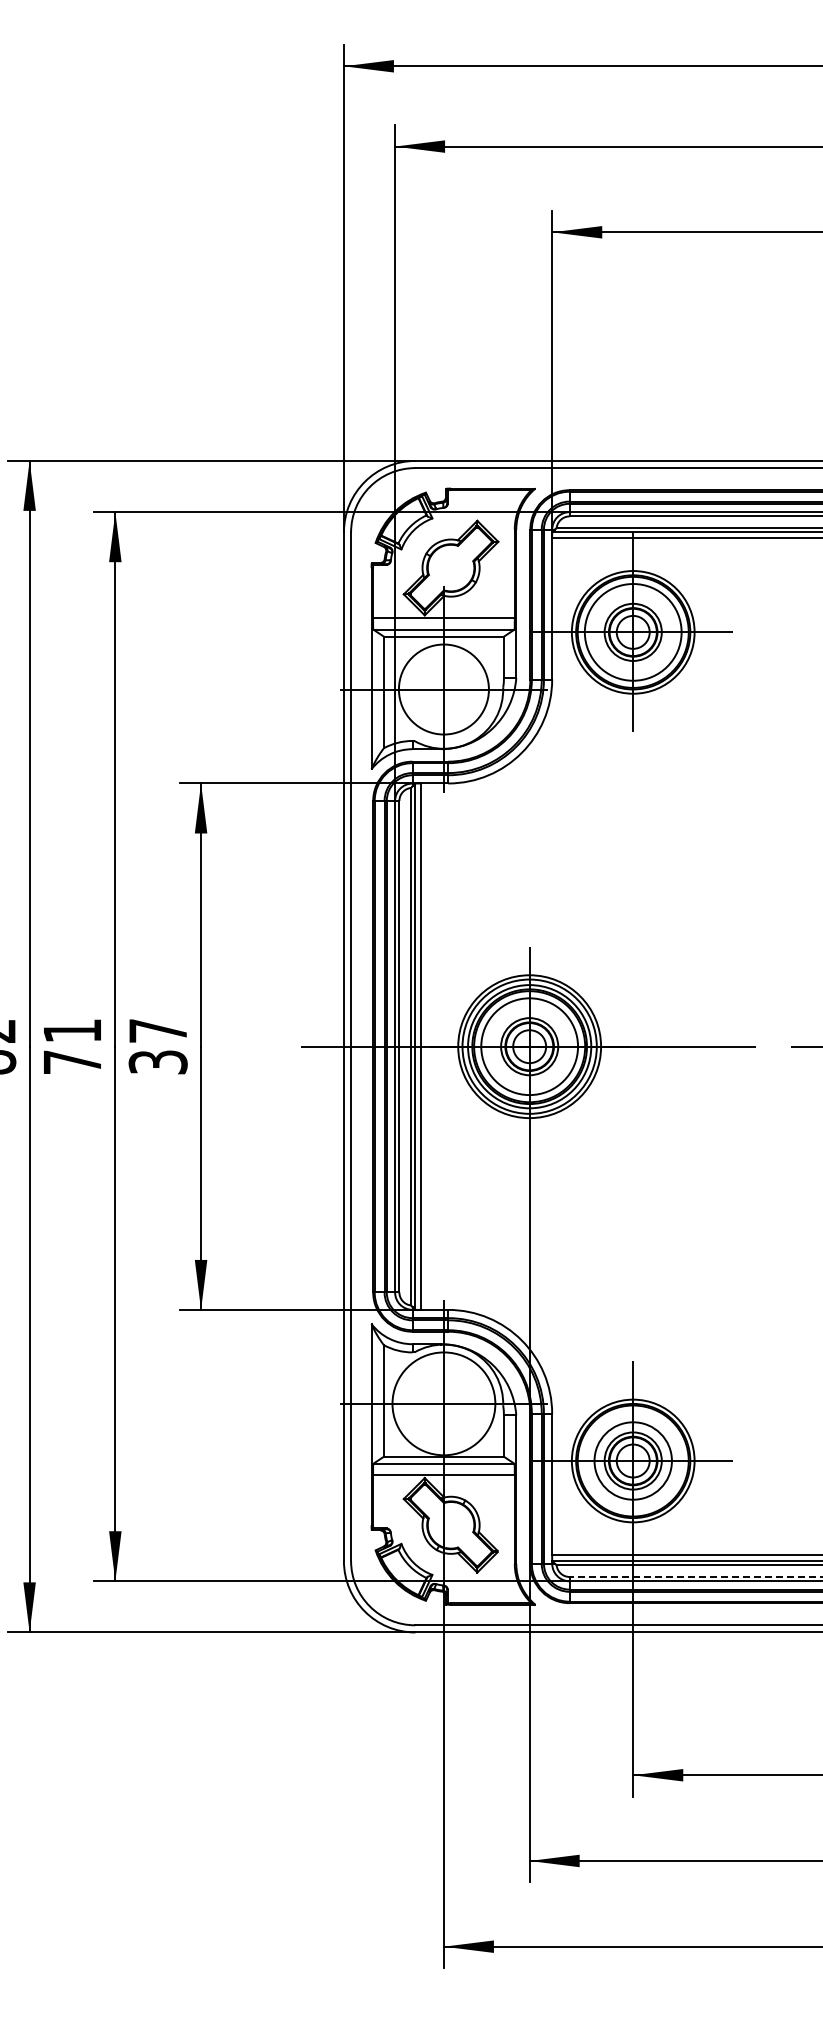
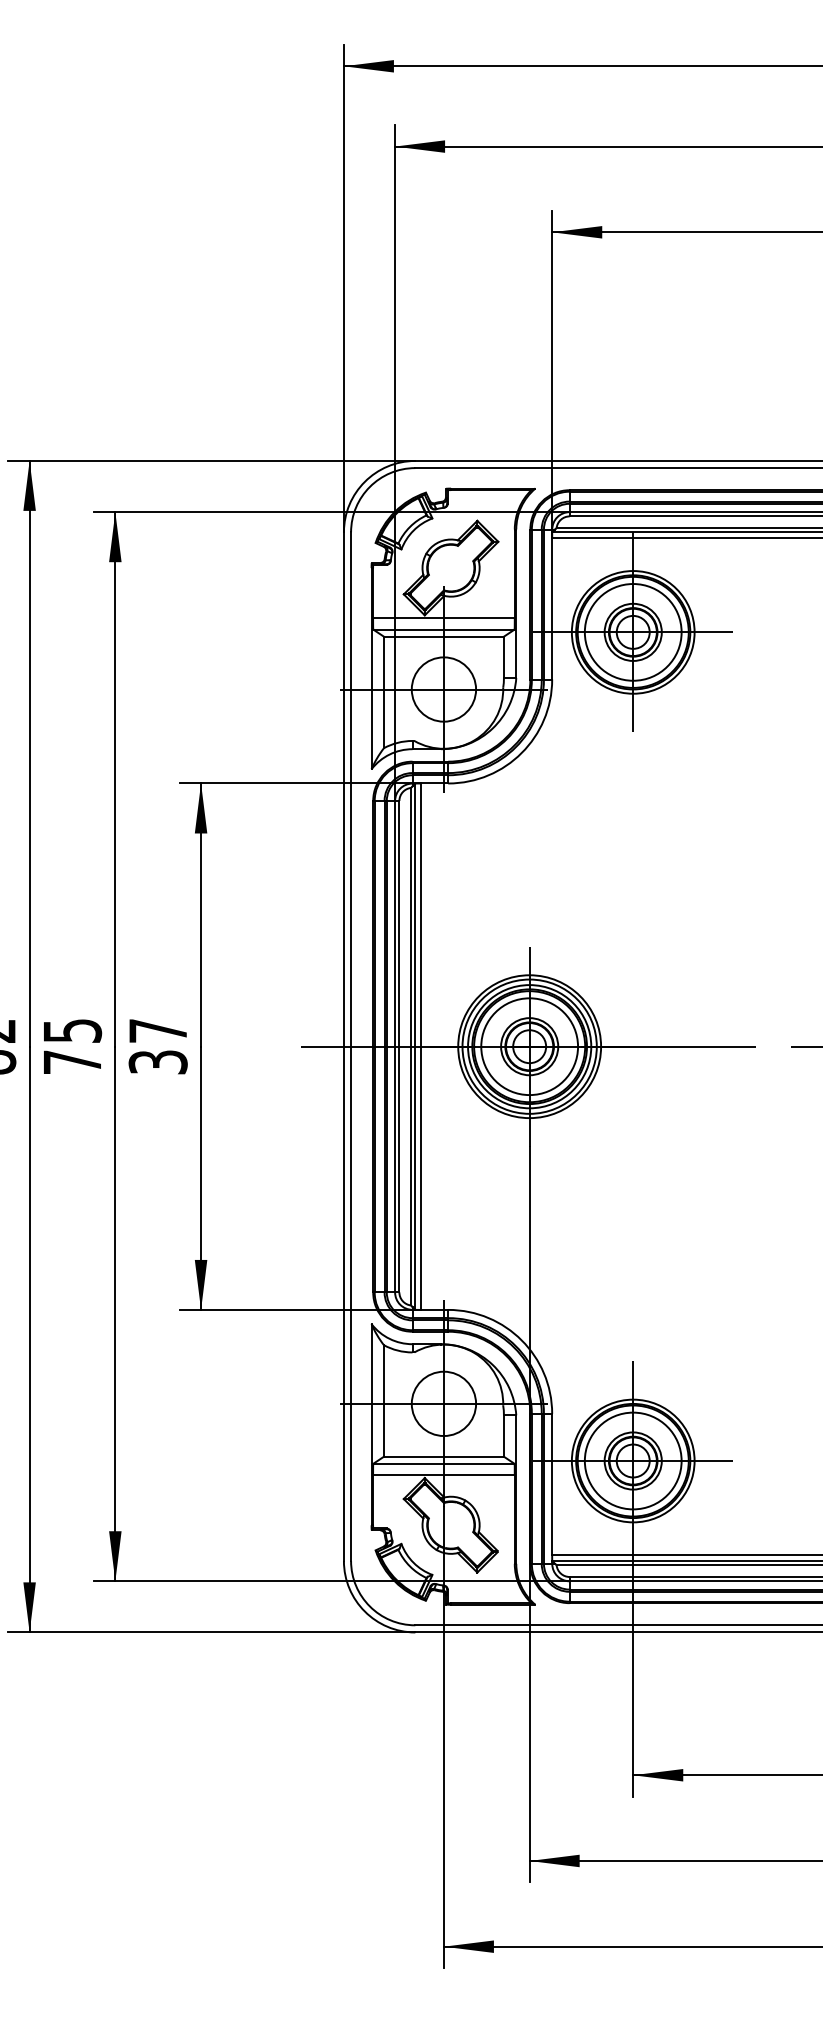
circle diameter: 90 px -> 64 px (443, 689)
text: 71 -> 75 (73, 1030)
circle diameter: 103 px -> 64 px (443, 1403)
circle diameter: 77 px -> 97 px (632, 1460)
line: dashed -> solid (695, 1576)
